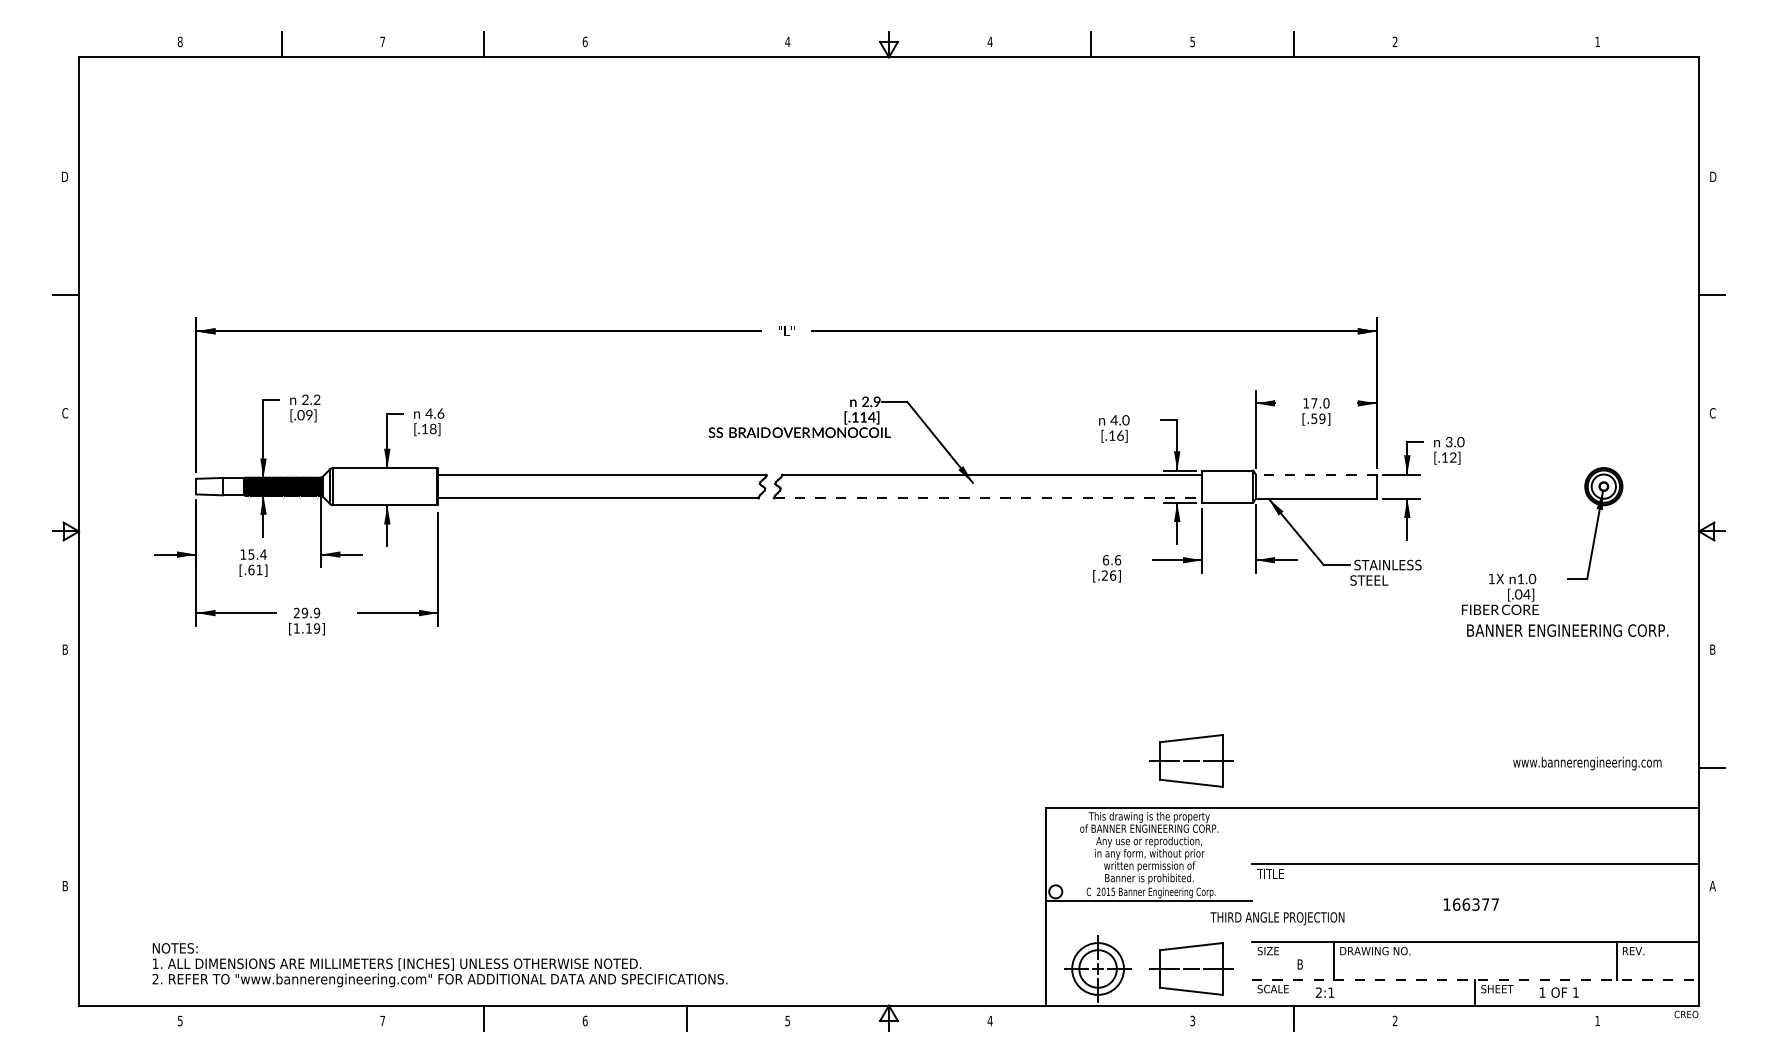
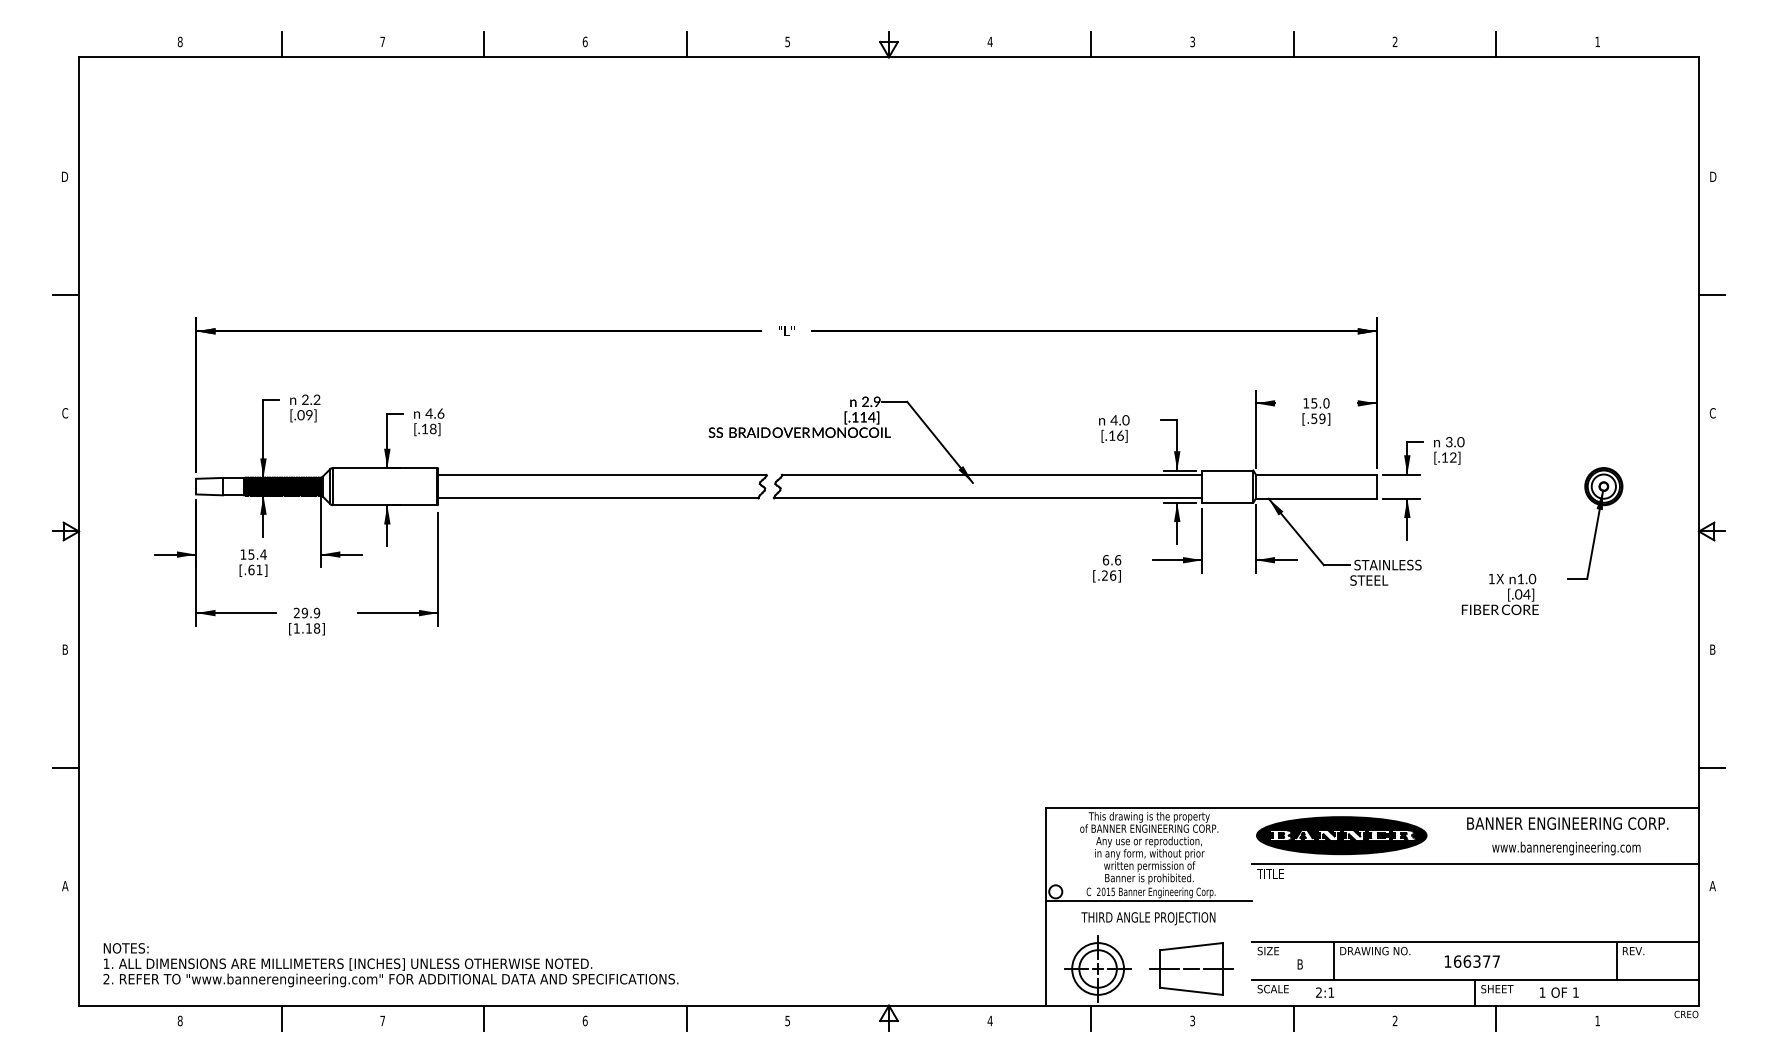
text: 4 -> 5 (787, 41)
text: 5 -> 3 (1192, 41)
line: none -> present (686, 44)
line: none -> present (1496, 44)
text: 17.0 -> 15.0 (1314, 403)
line: dashed -> solid (1316, 474)
line: dashed -> solid (988, 498)
text: [1.19] -> [1.18] (316, 628)
text position: (1567, 630) -> (1567, 823) (1567, 823)
part: present -> none (1191, 760)
text position: (1587, 763) -> (1566, 848) (1566, 848)
line: none -> present (66, 767)
part: none -> present (1341, 835)
text: B -> A (65, 886)
text position: (1470, 904) -> (1471, 961) (1471, 961)
text position: (1277, 918) -> (1148, 918) (1148, 918)
text position: (439, 965) -> (390, 965) (390, 965)
line: dashed -> solid (1475, 979)
line: none -> present (281, 1018)
line: none -> present (1091, 1018)
line: none -> present (1496, 1018)
text: 5 -> 8 (179, 1020)
